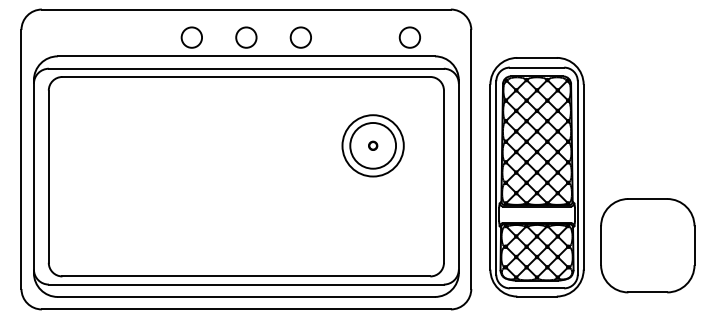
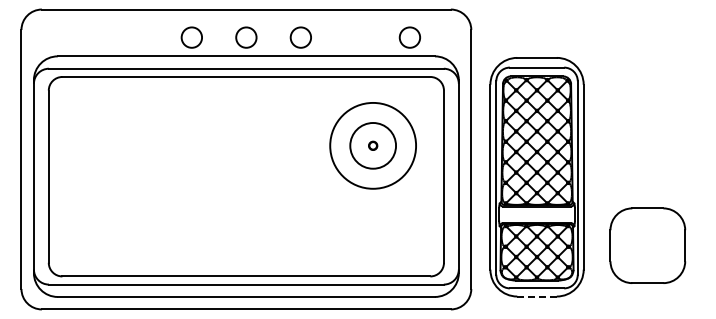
circle diameter: 61 px -> 86 px (373, 145)
part size: 96x96 px -> 78x77 px (647, 245)
line: solid -> dashed (537, 296)
